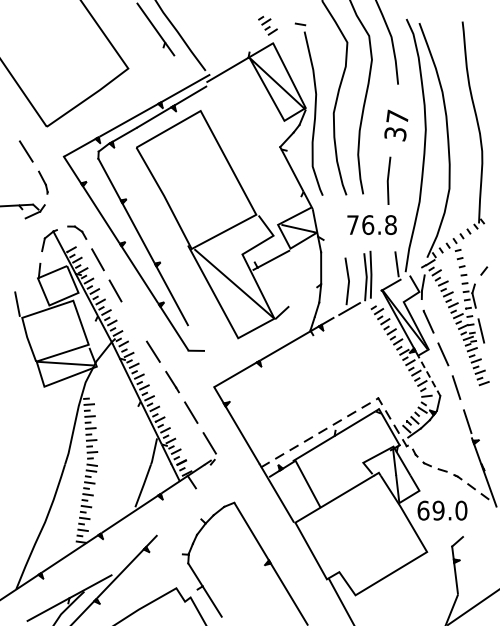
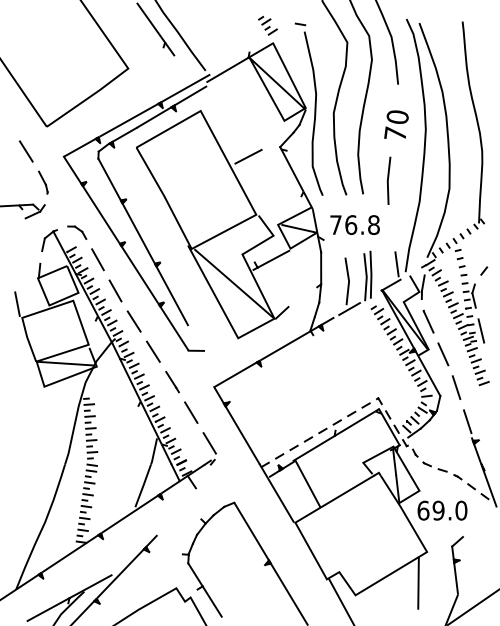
text: 37 -> 70 (396, 125)
line: none -> present (248, 156)
text position: (371, 224) -> (354, 224) (354, 224)
line: none -> present (133, 321)
line: dashed -> solid (428, 374)
line: none -> present (418, 582)
